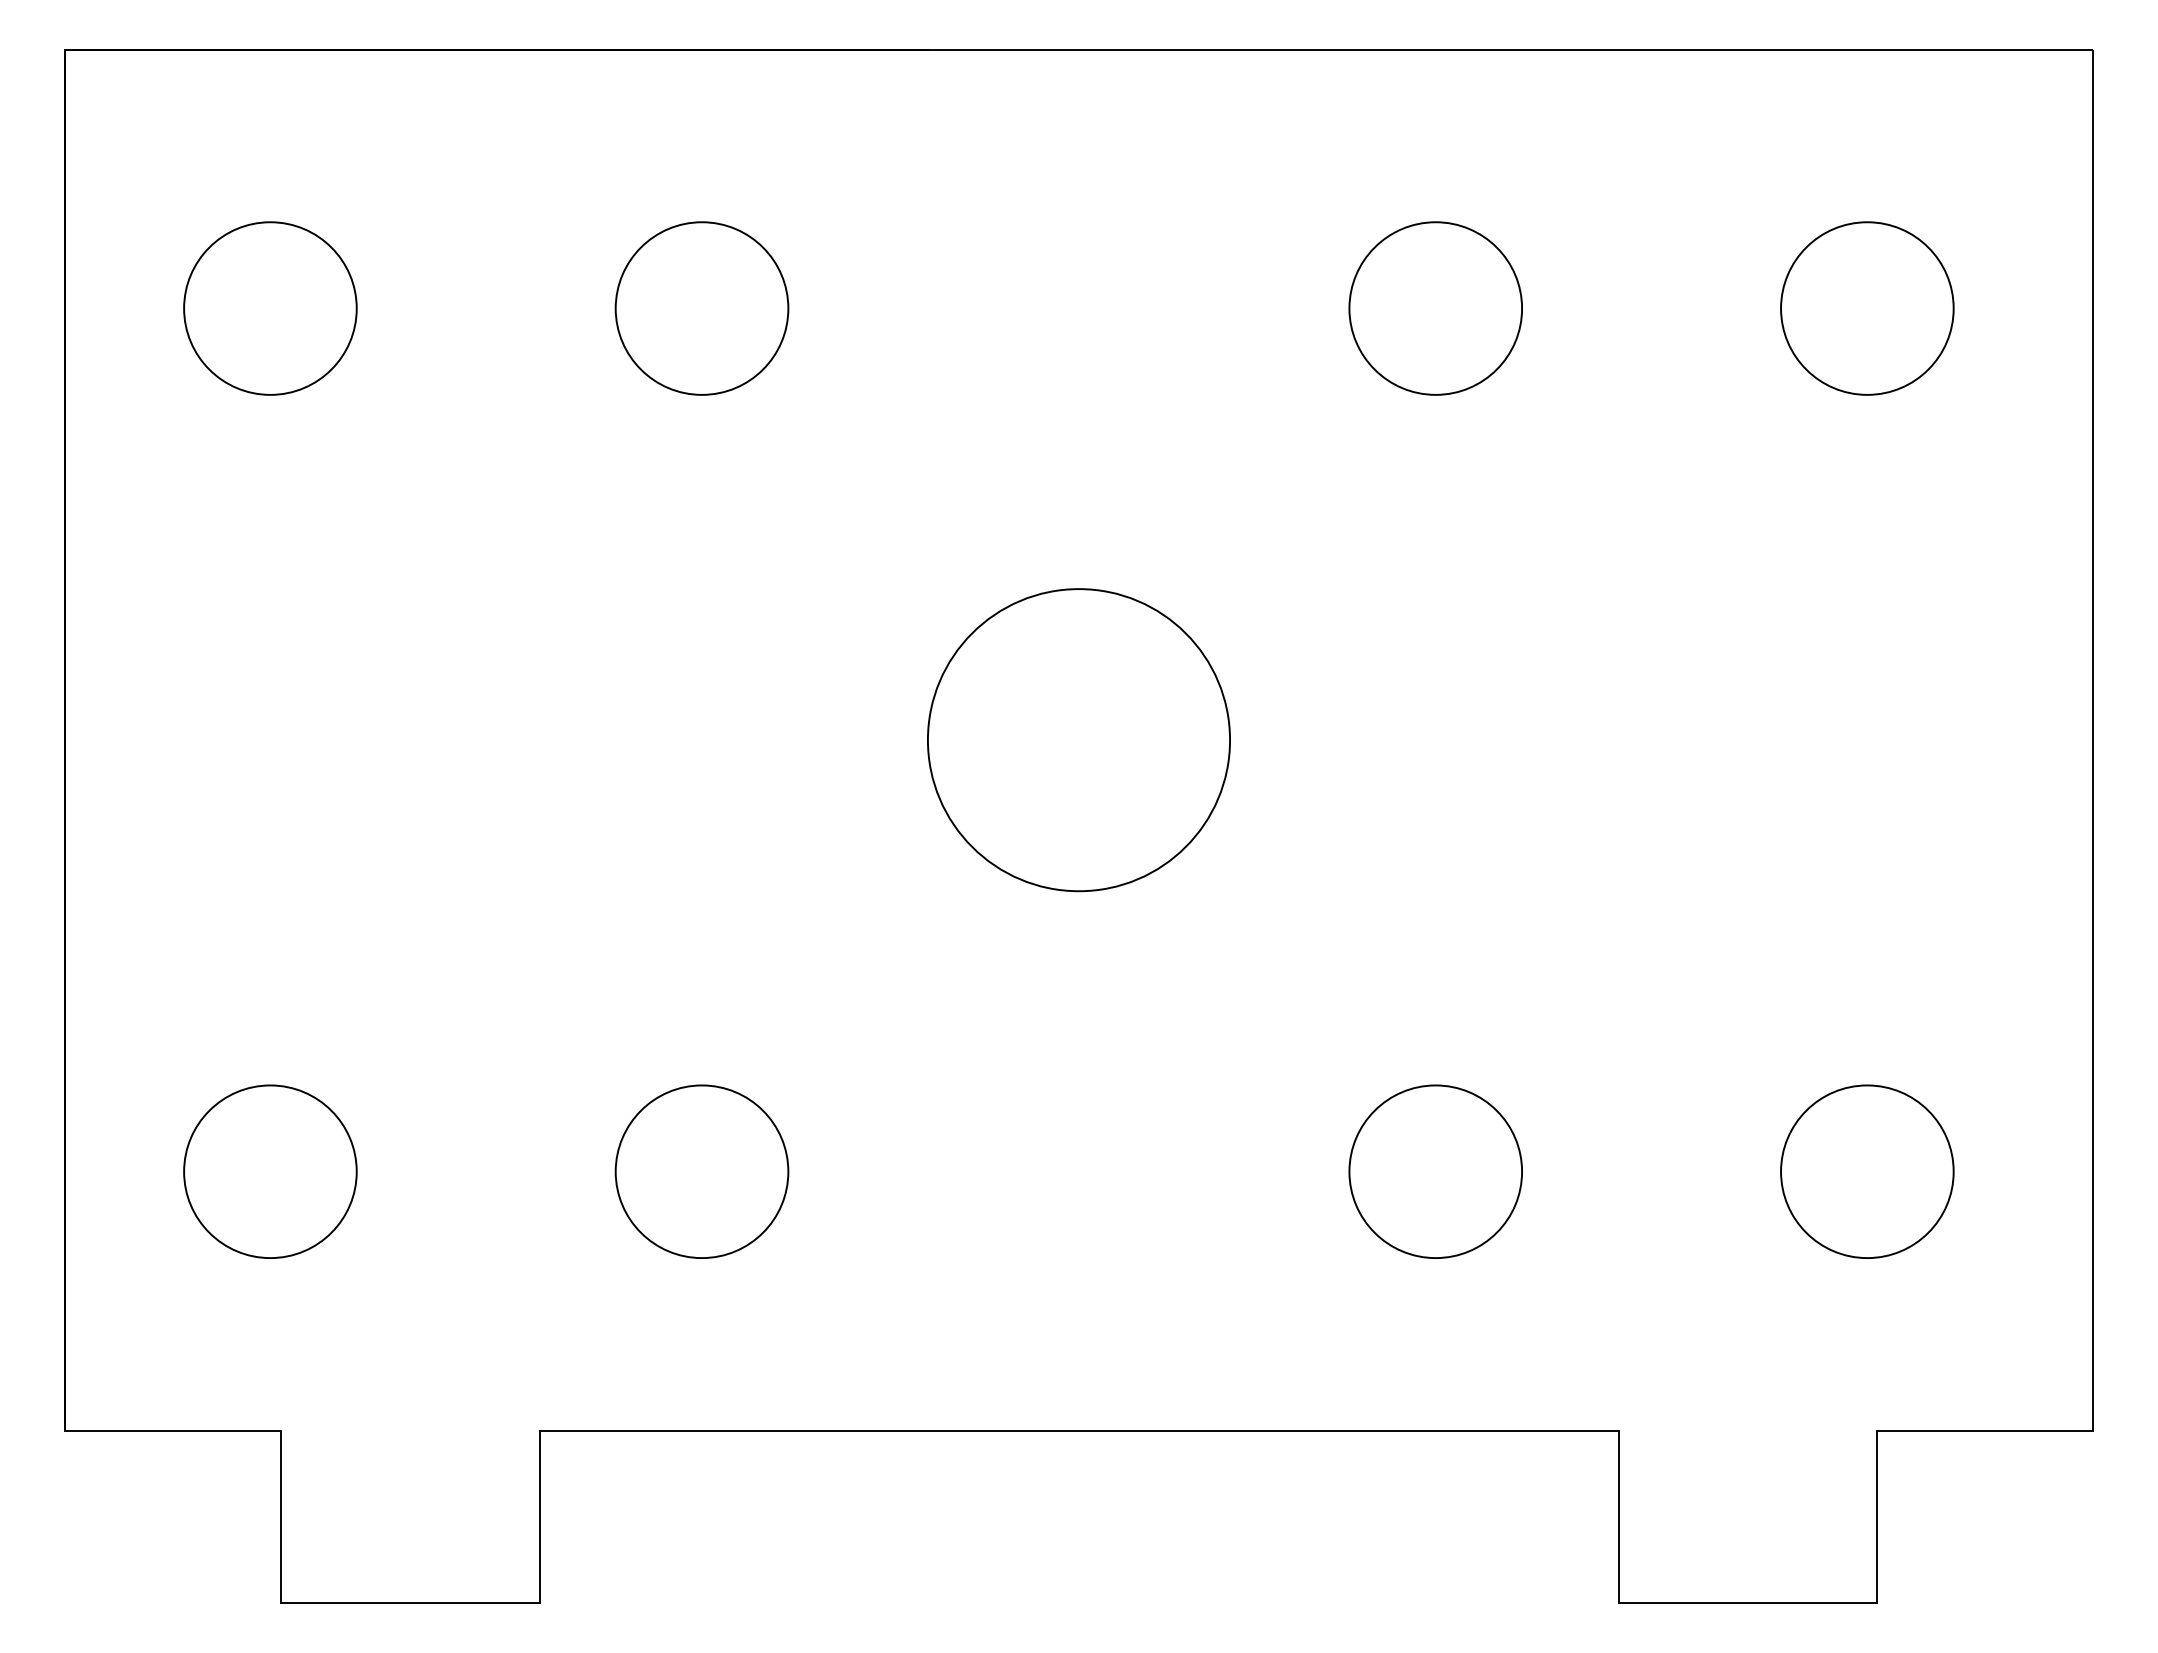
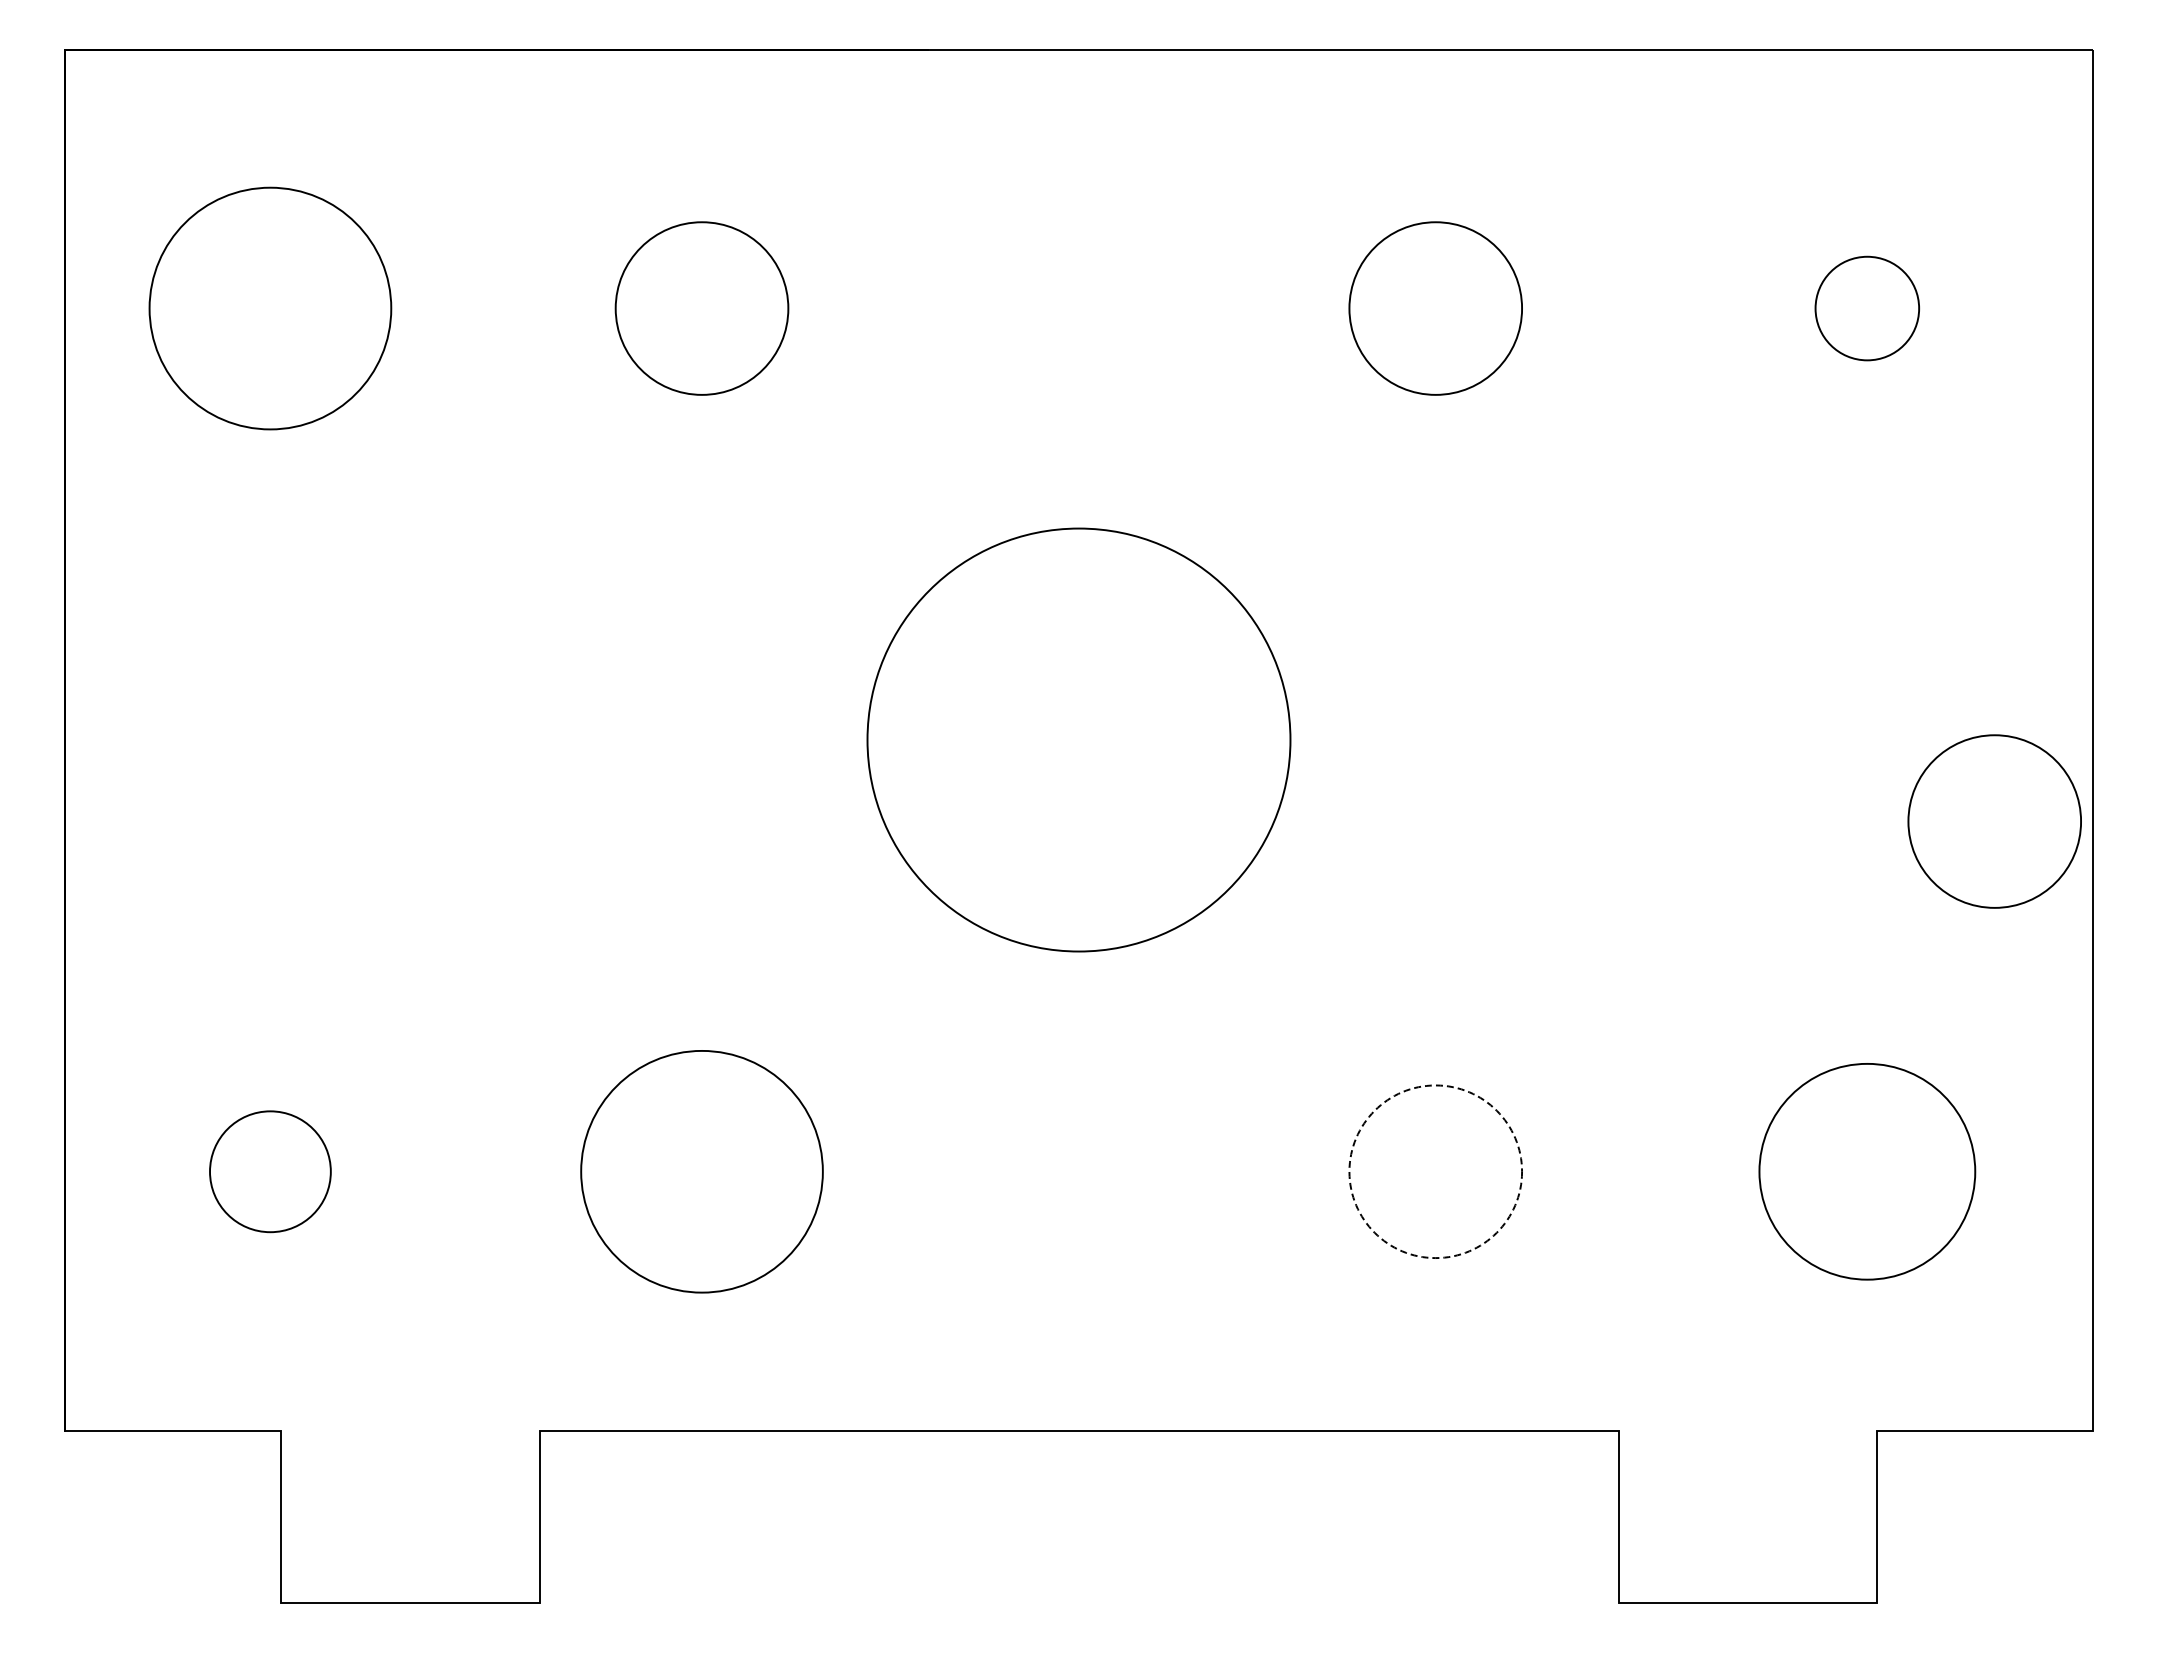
circle diameter: 173 px -> 242 px (270, 308)
circle diameter: 173 px -> 104 px (1867, 308)
circle size: 304x305 px -> 426x426 px (1078, 739)
circle: none -> present (1994, 821)
circle diameter: 173 px -> 121 px (270, 1171)
circle diameter: 173 px -> 242 px (701, 1171)
circle: solid -> dashed (1435, 1171)
circle diameter: 173 px -> 216 px (1867, 1171)
